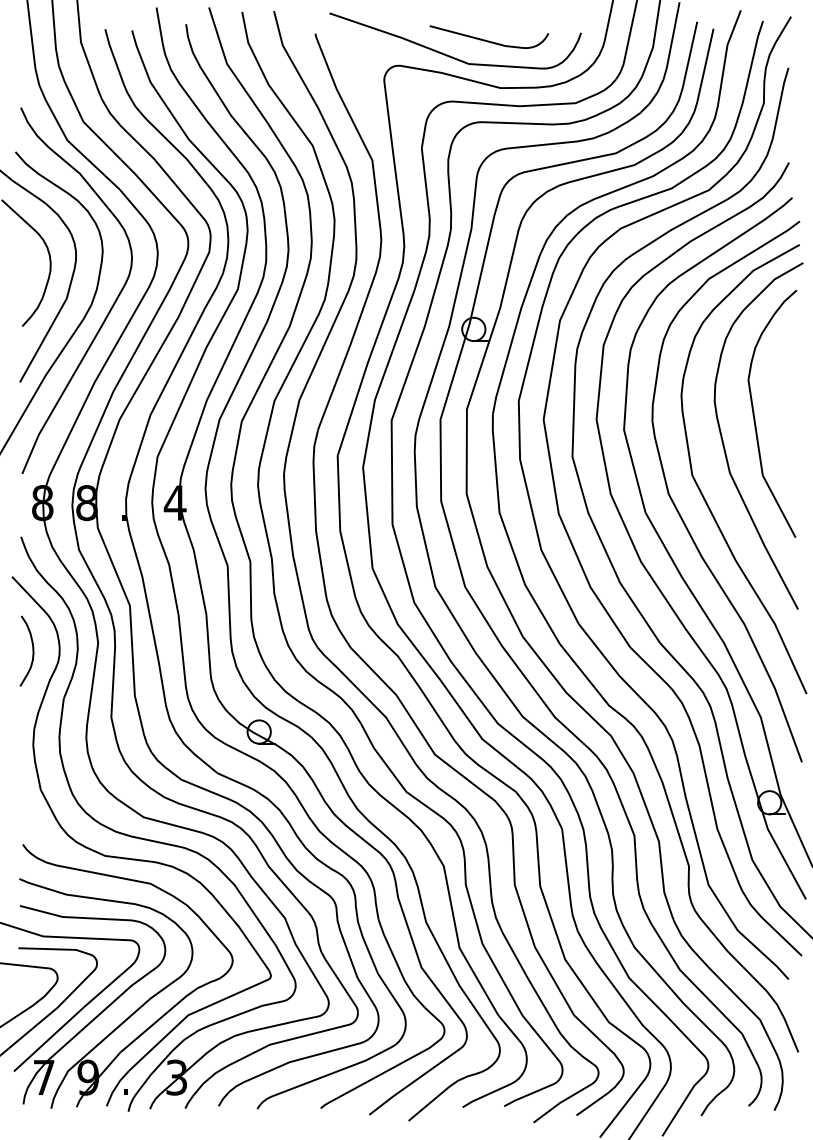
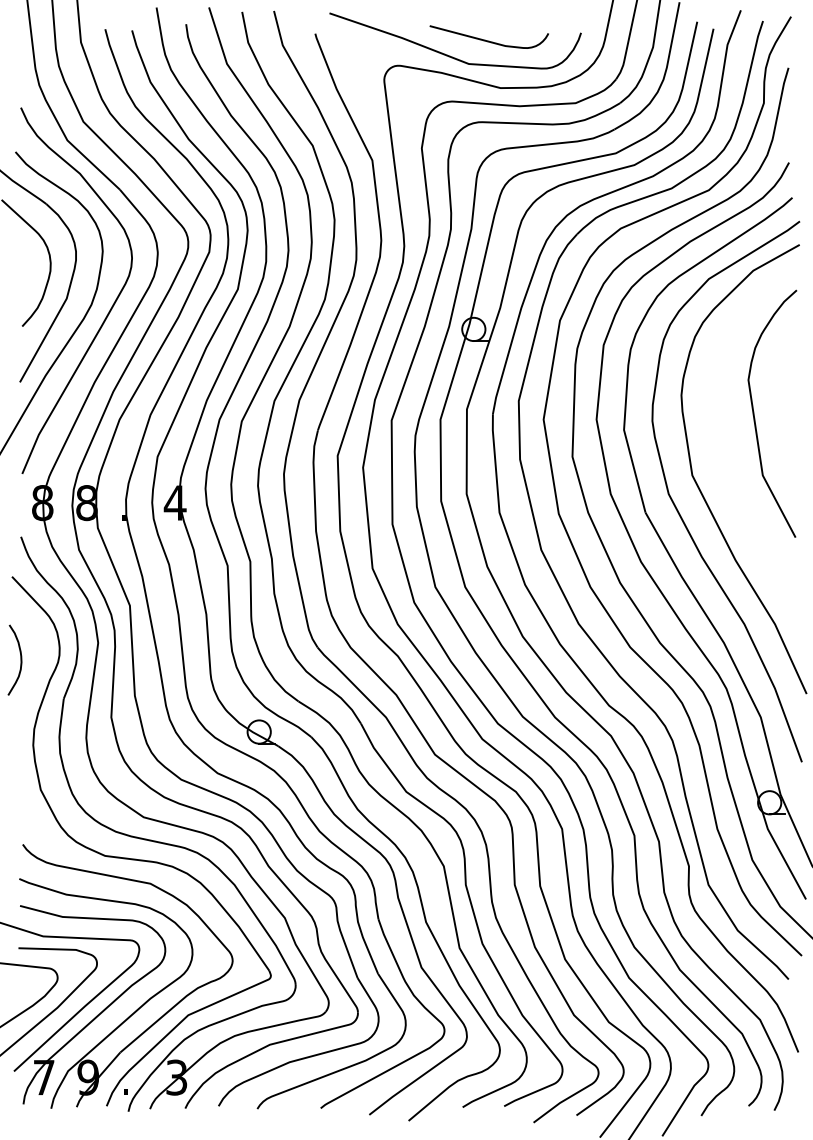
curve: present -> none (724, 444)
curve position: (32, 650) -> (20, 659) (20, 659)
